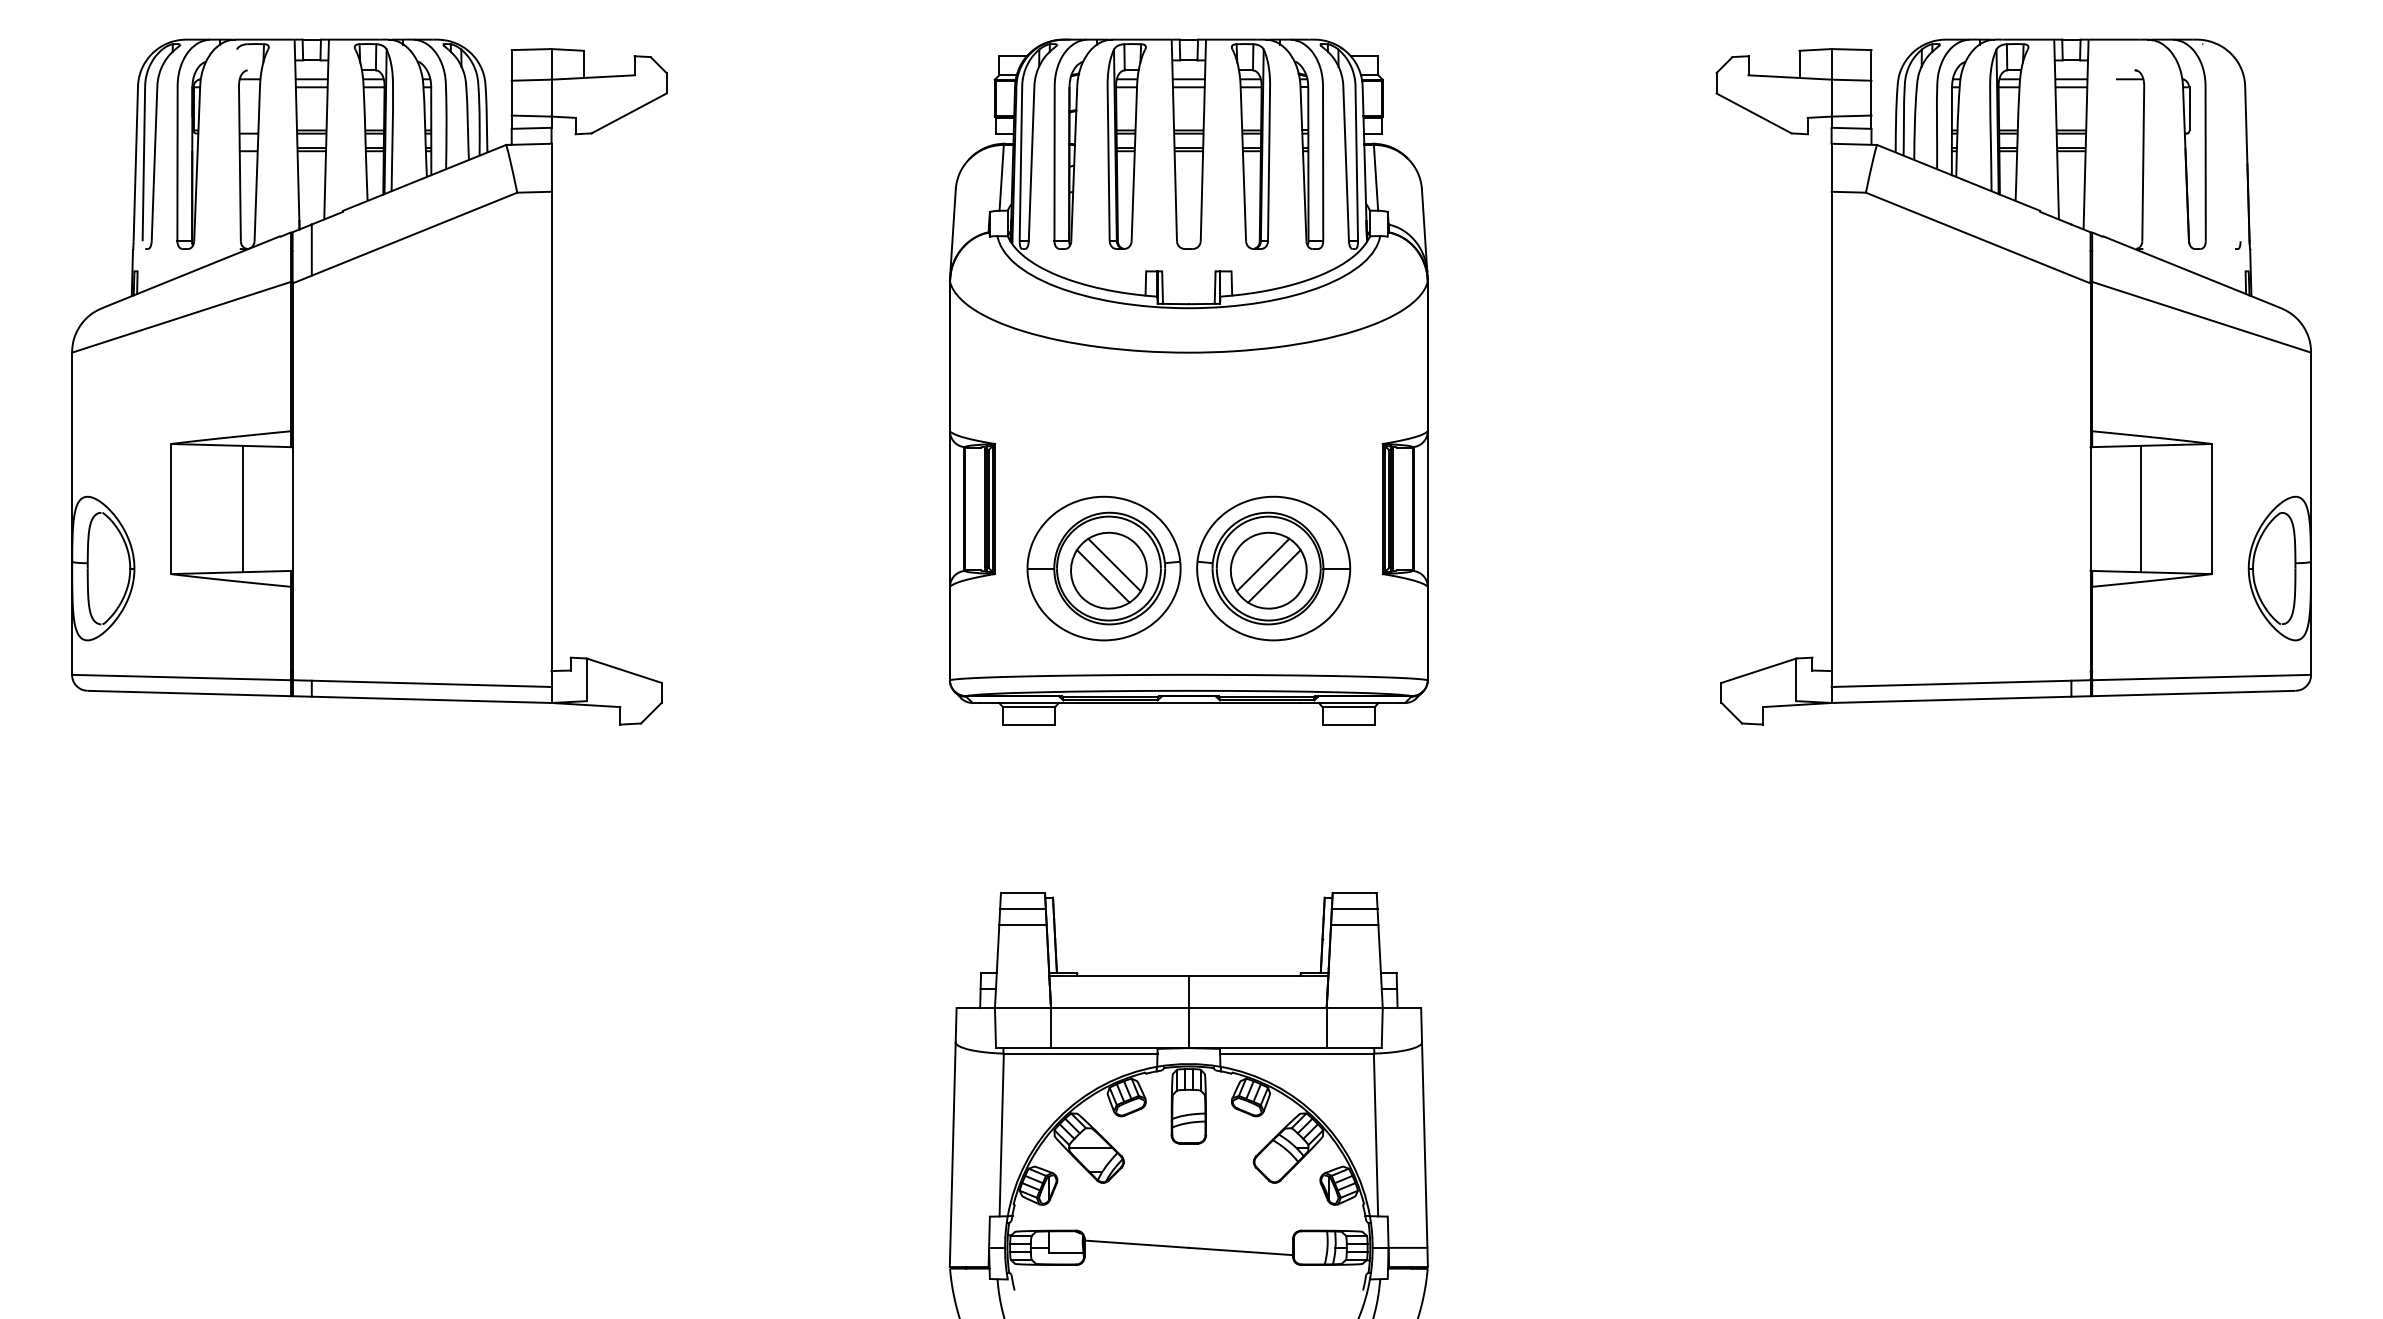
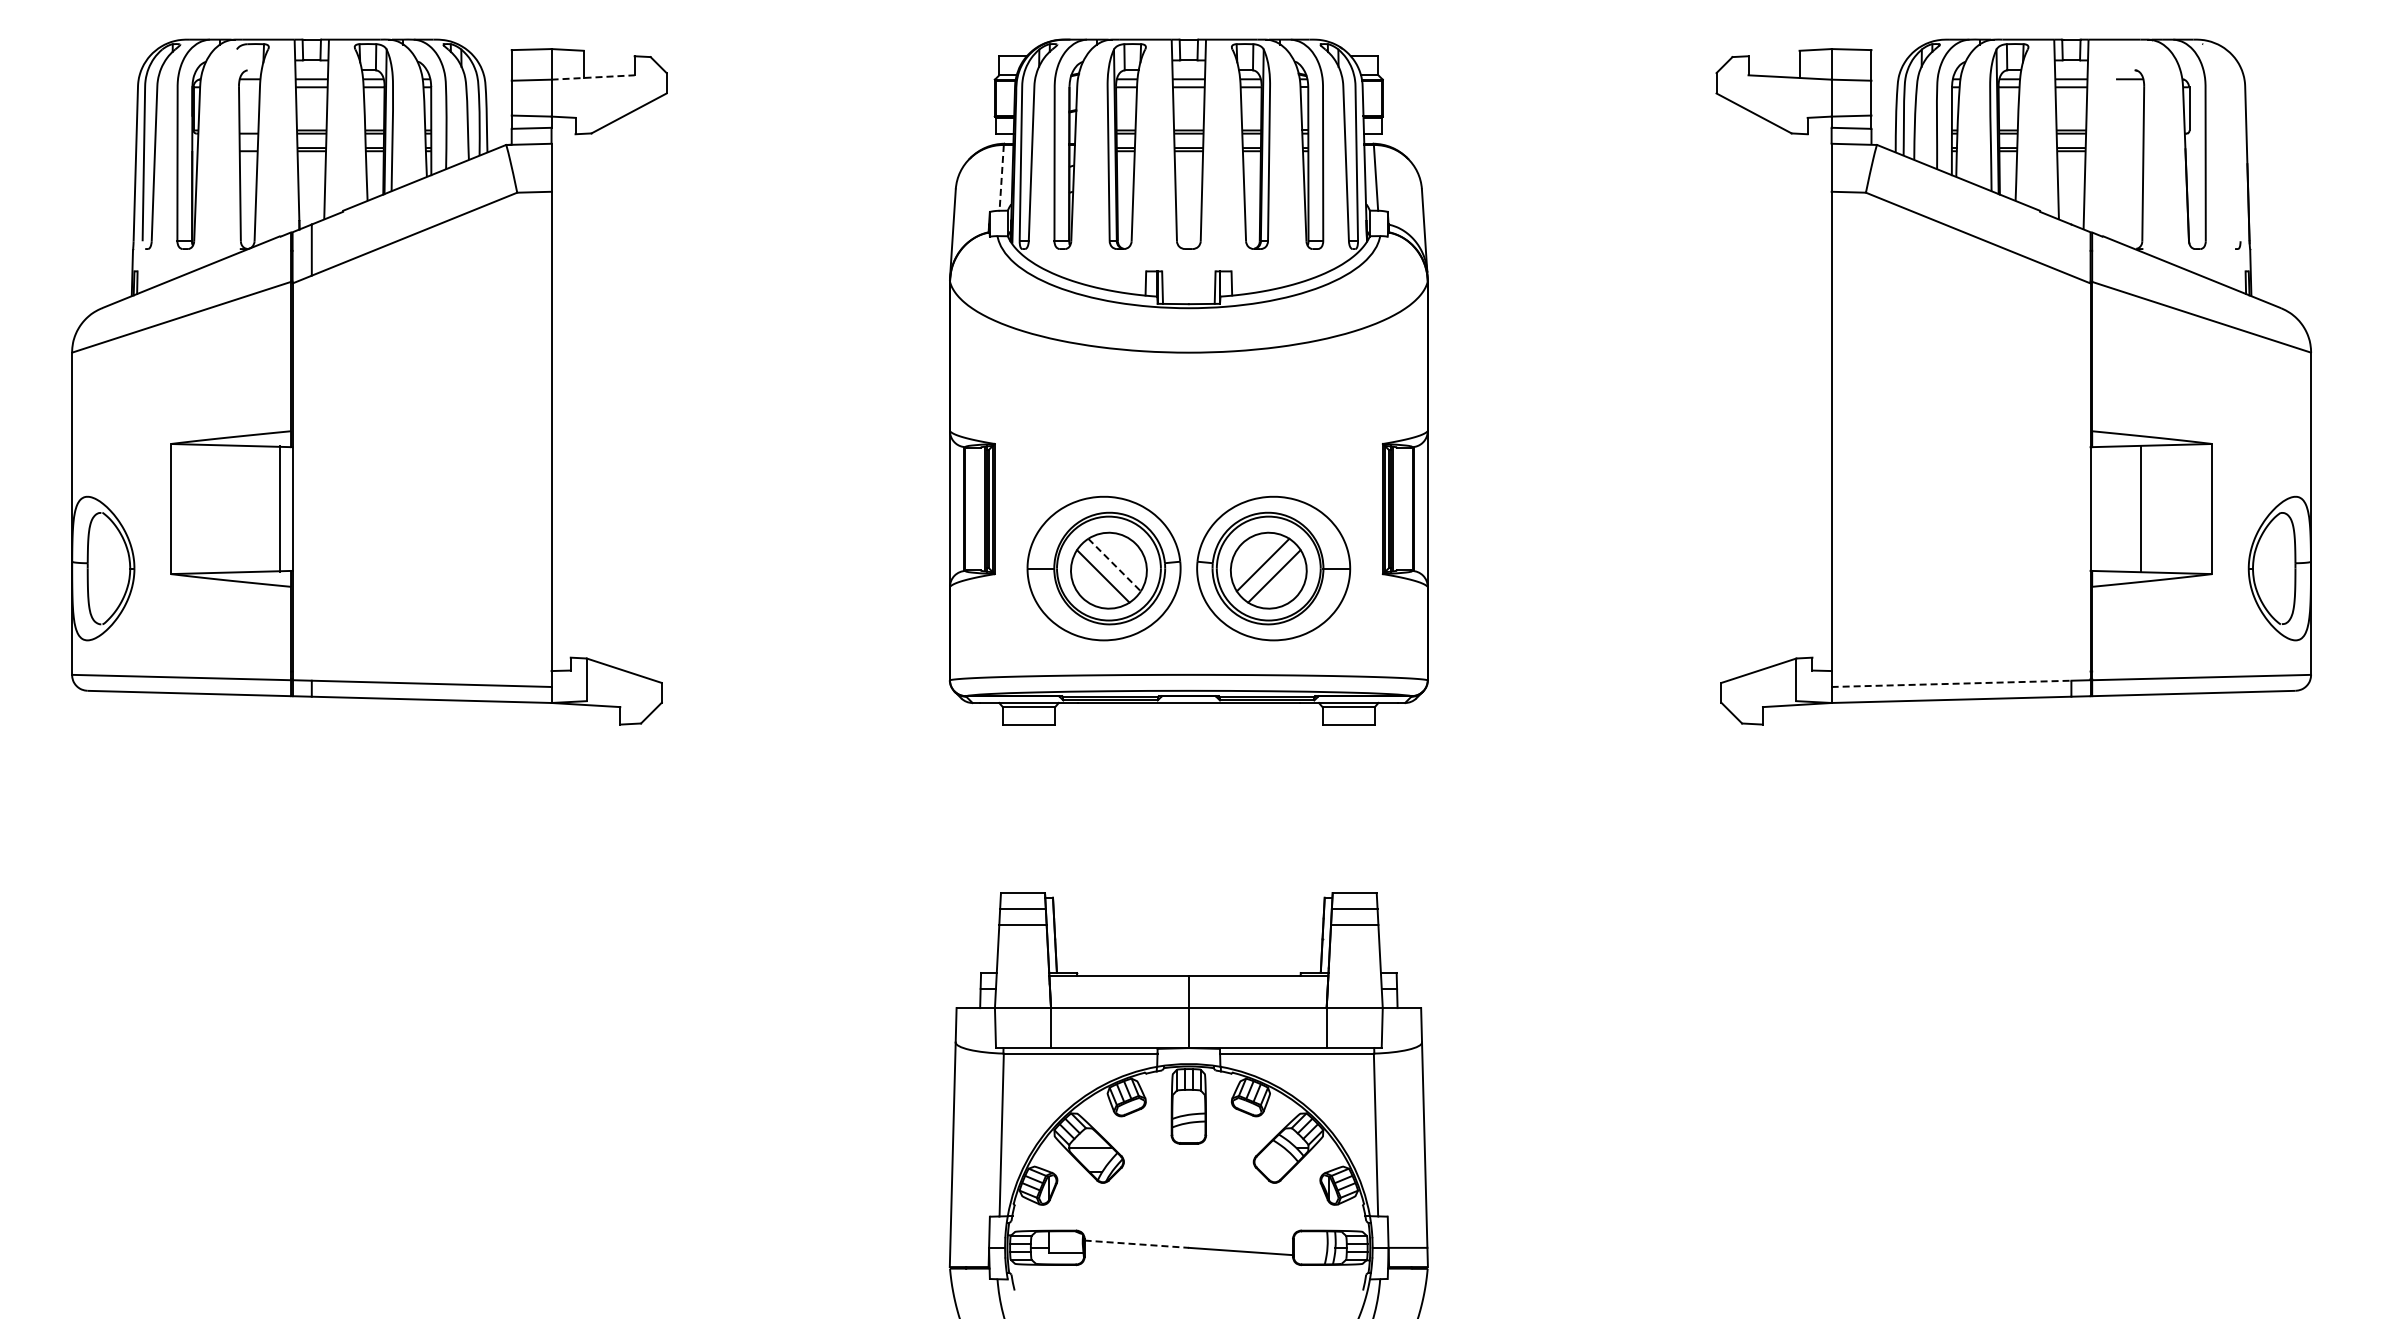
line: solid -> dashed (593, 77)
line: solid -> dashed (1001, 177)
line position: (242, 508) -> (279, 508) (279, 508)
line: solid -> dashed (1114, 565)
line: solid -> dashed (1951, 683)
line: solid -> dashed (1137, 1244)
